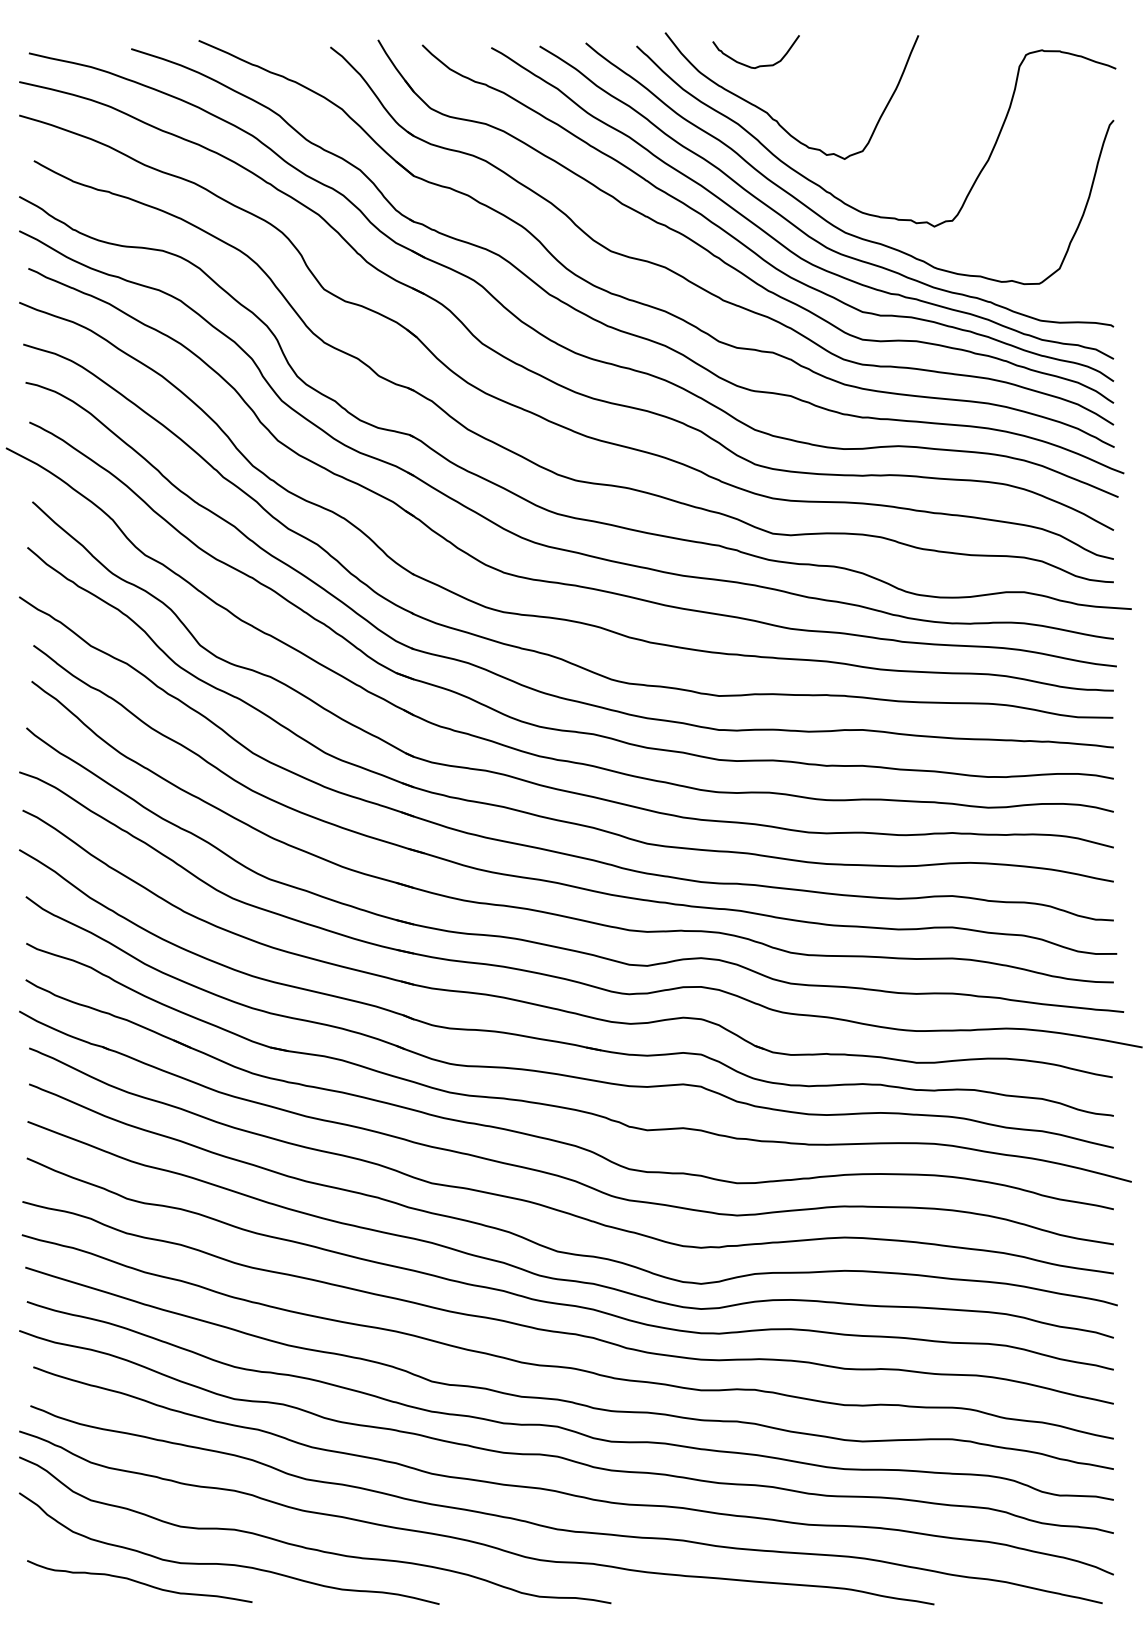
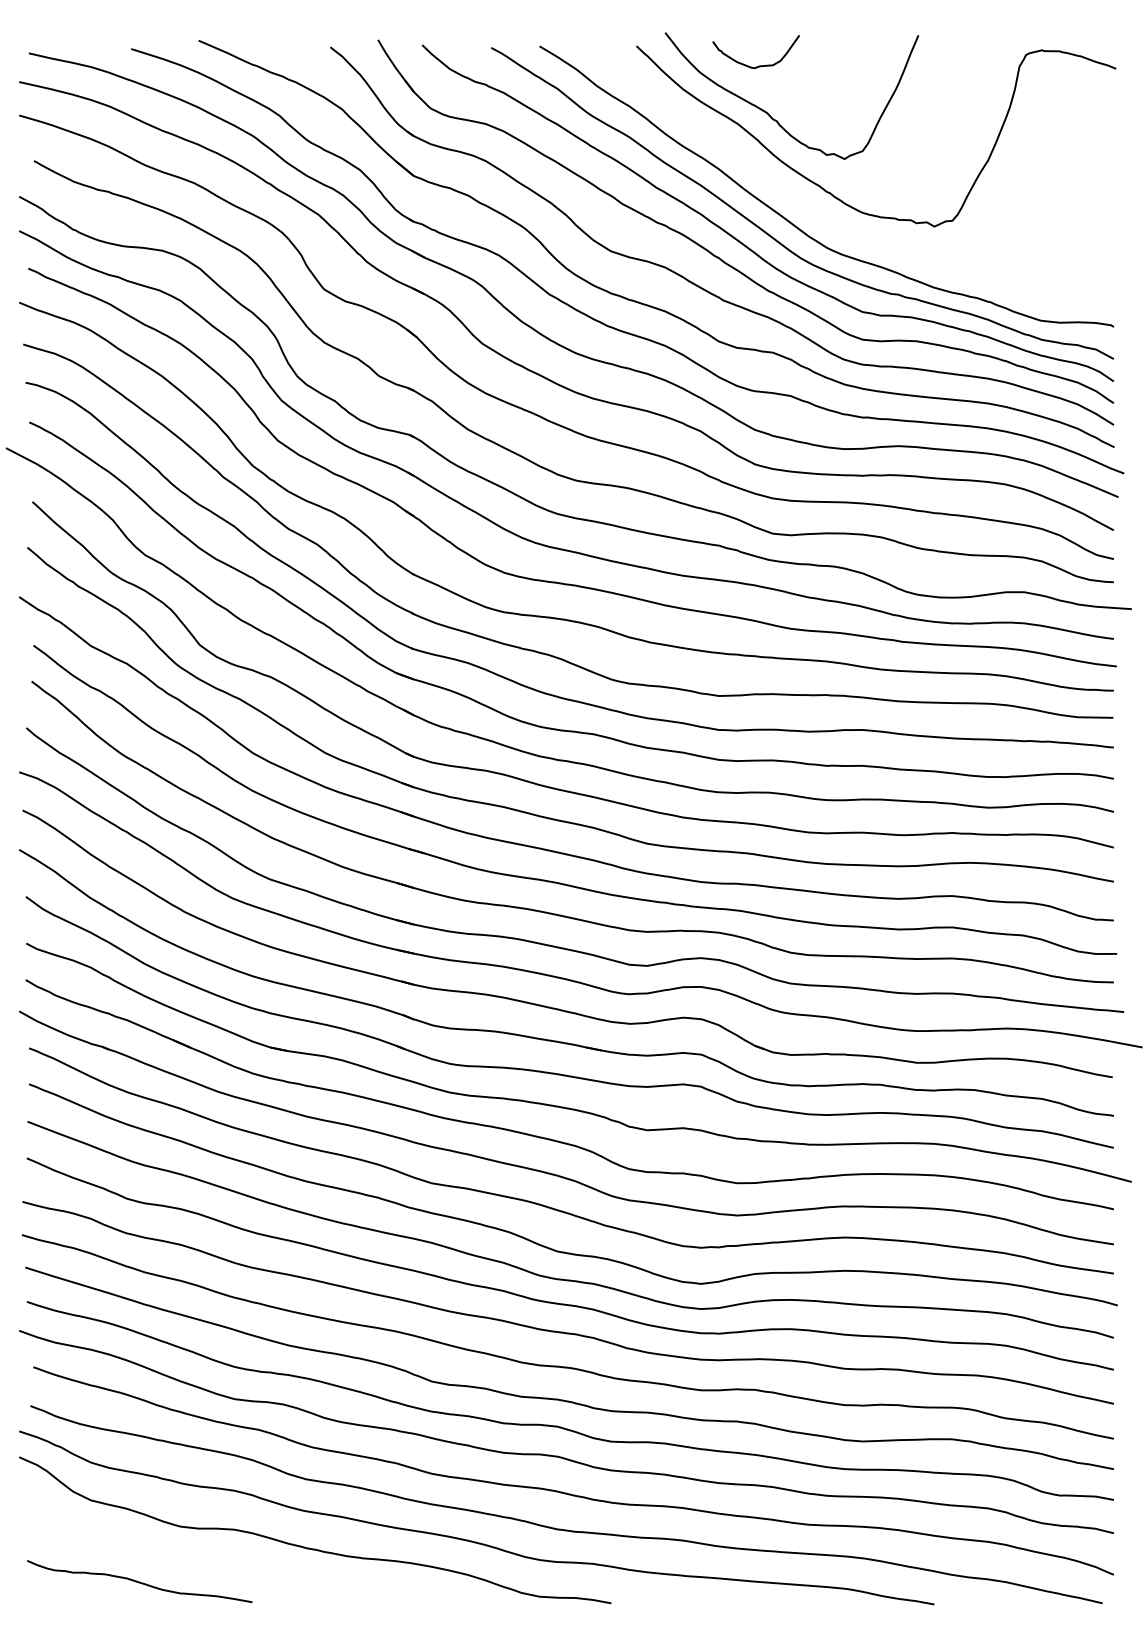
curve: present -> none (815, 211)
curve: present -> none (229, 1563)
